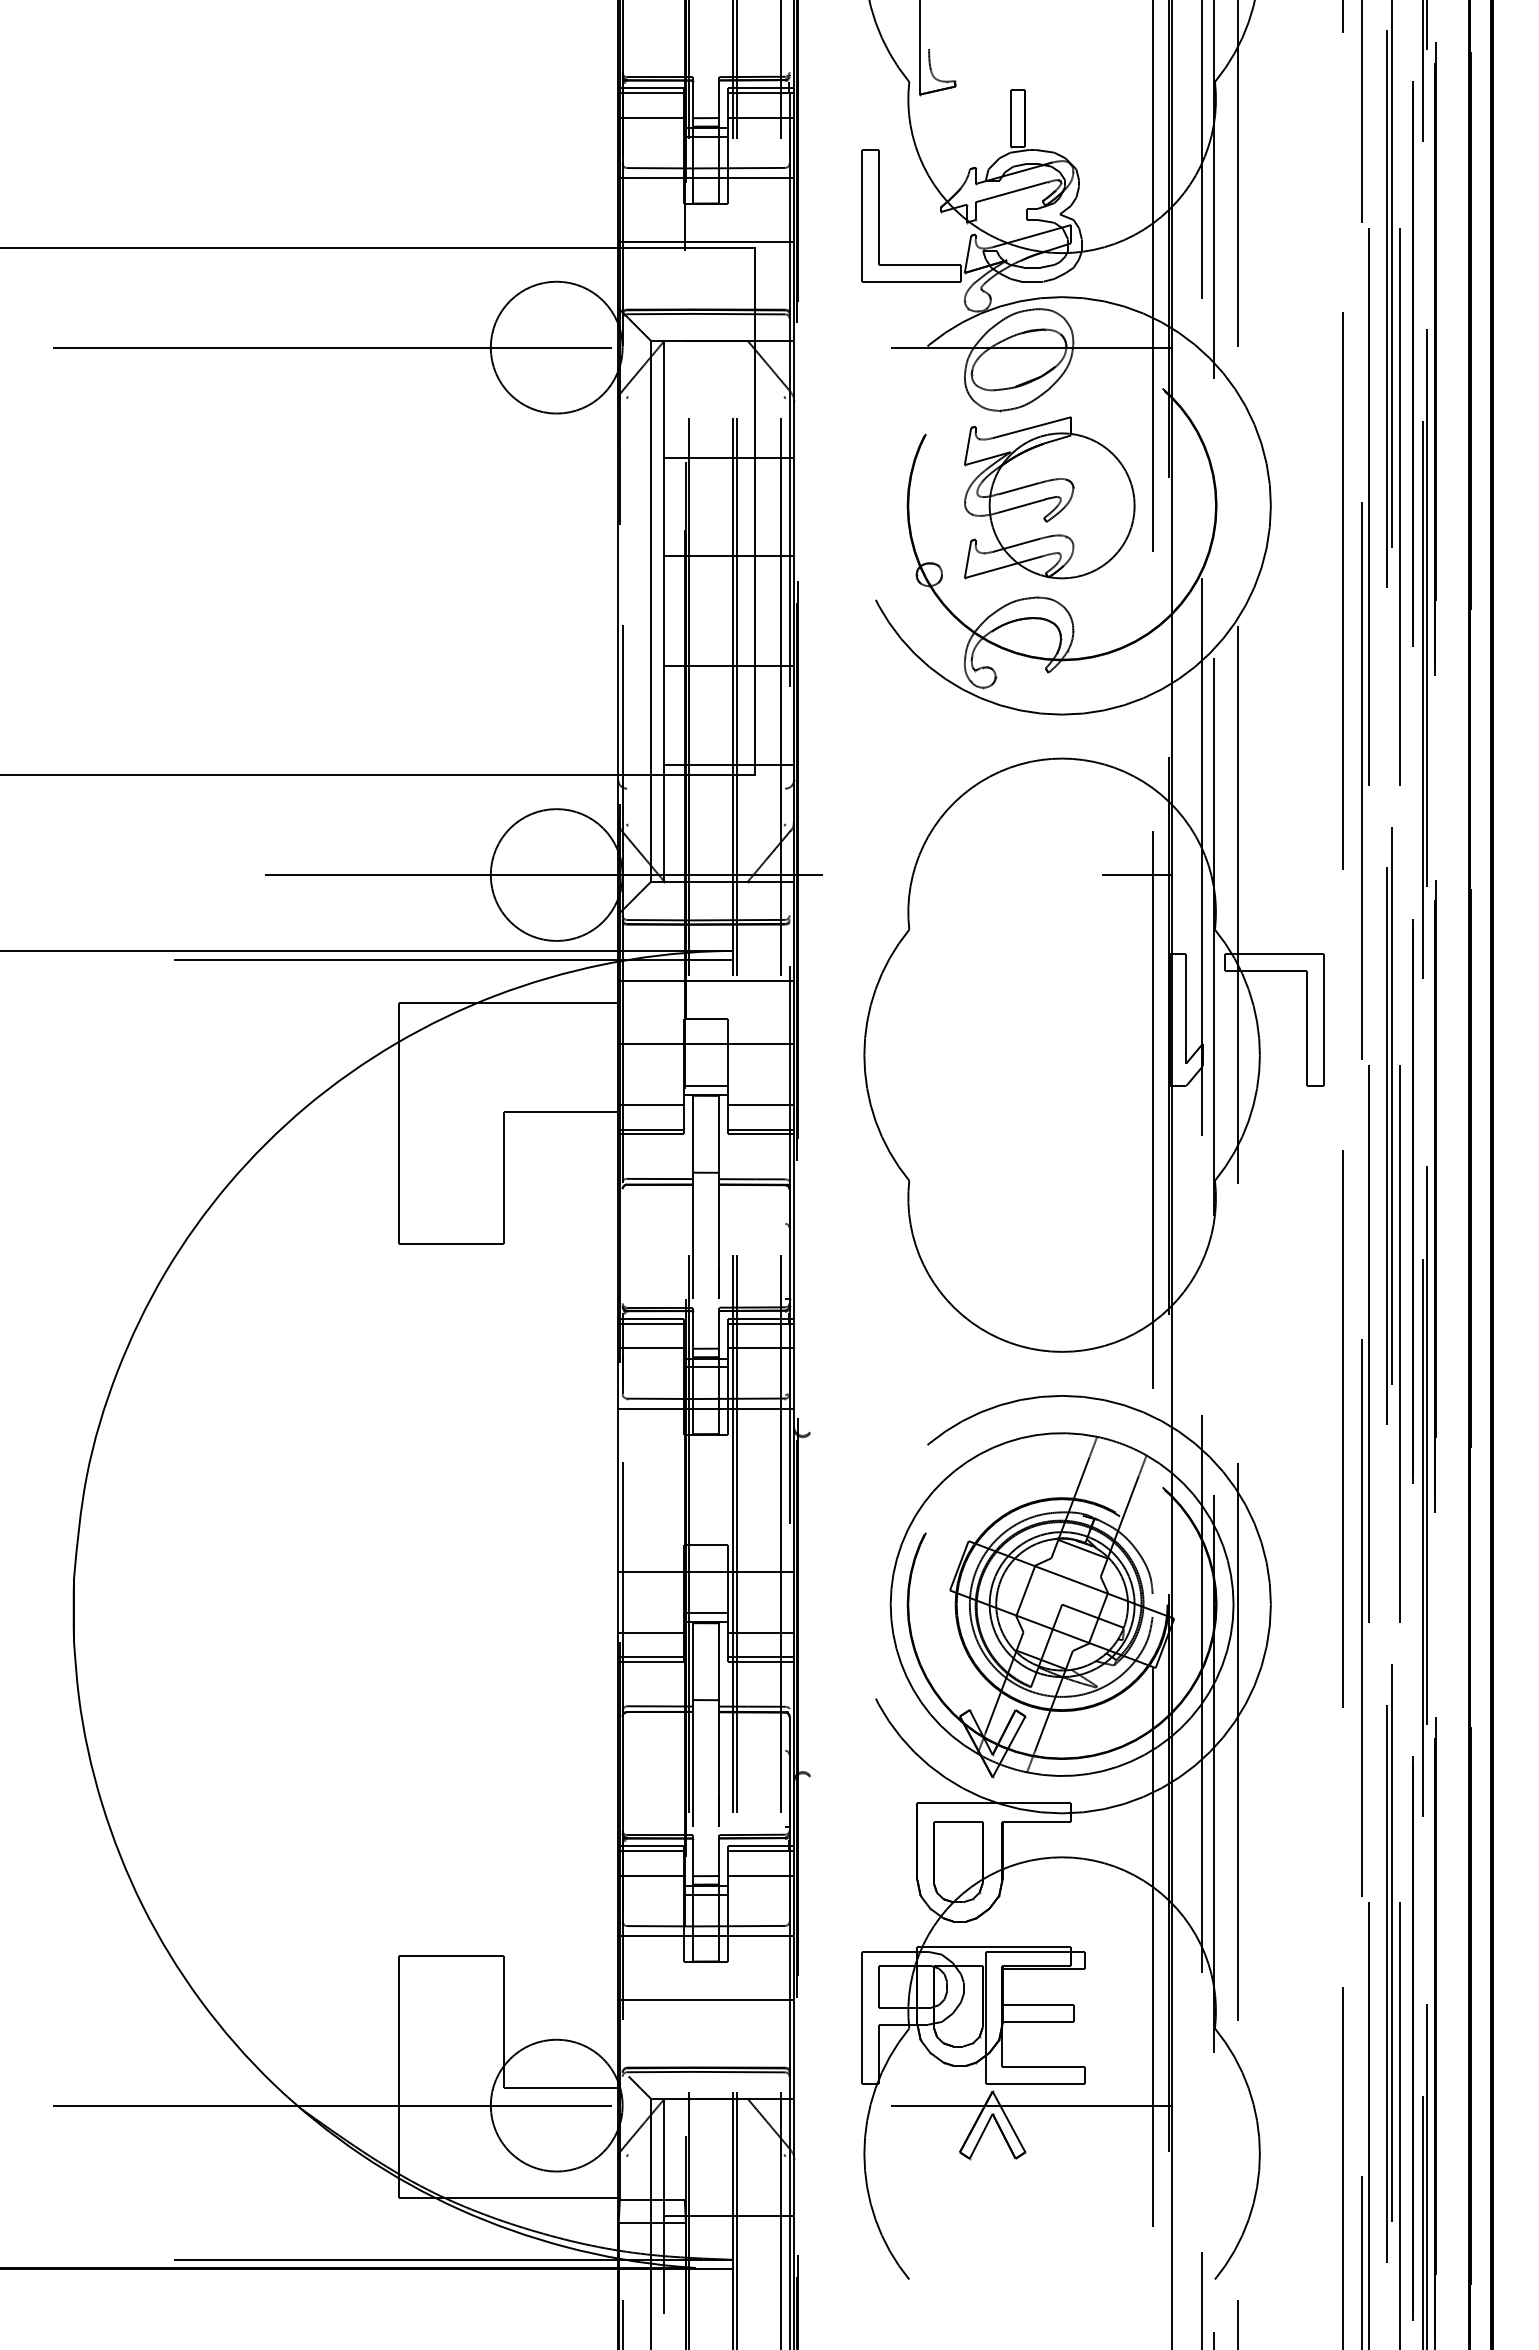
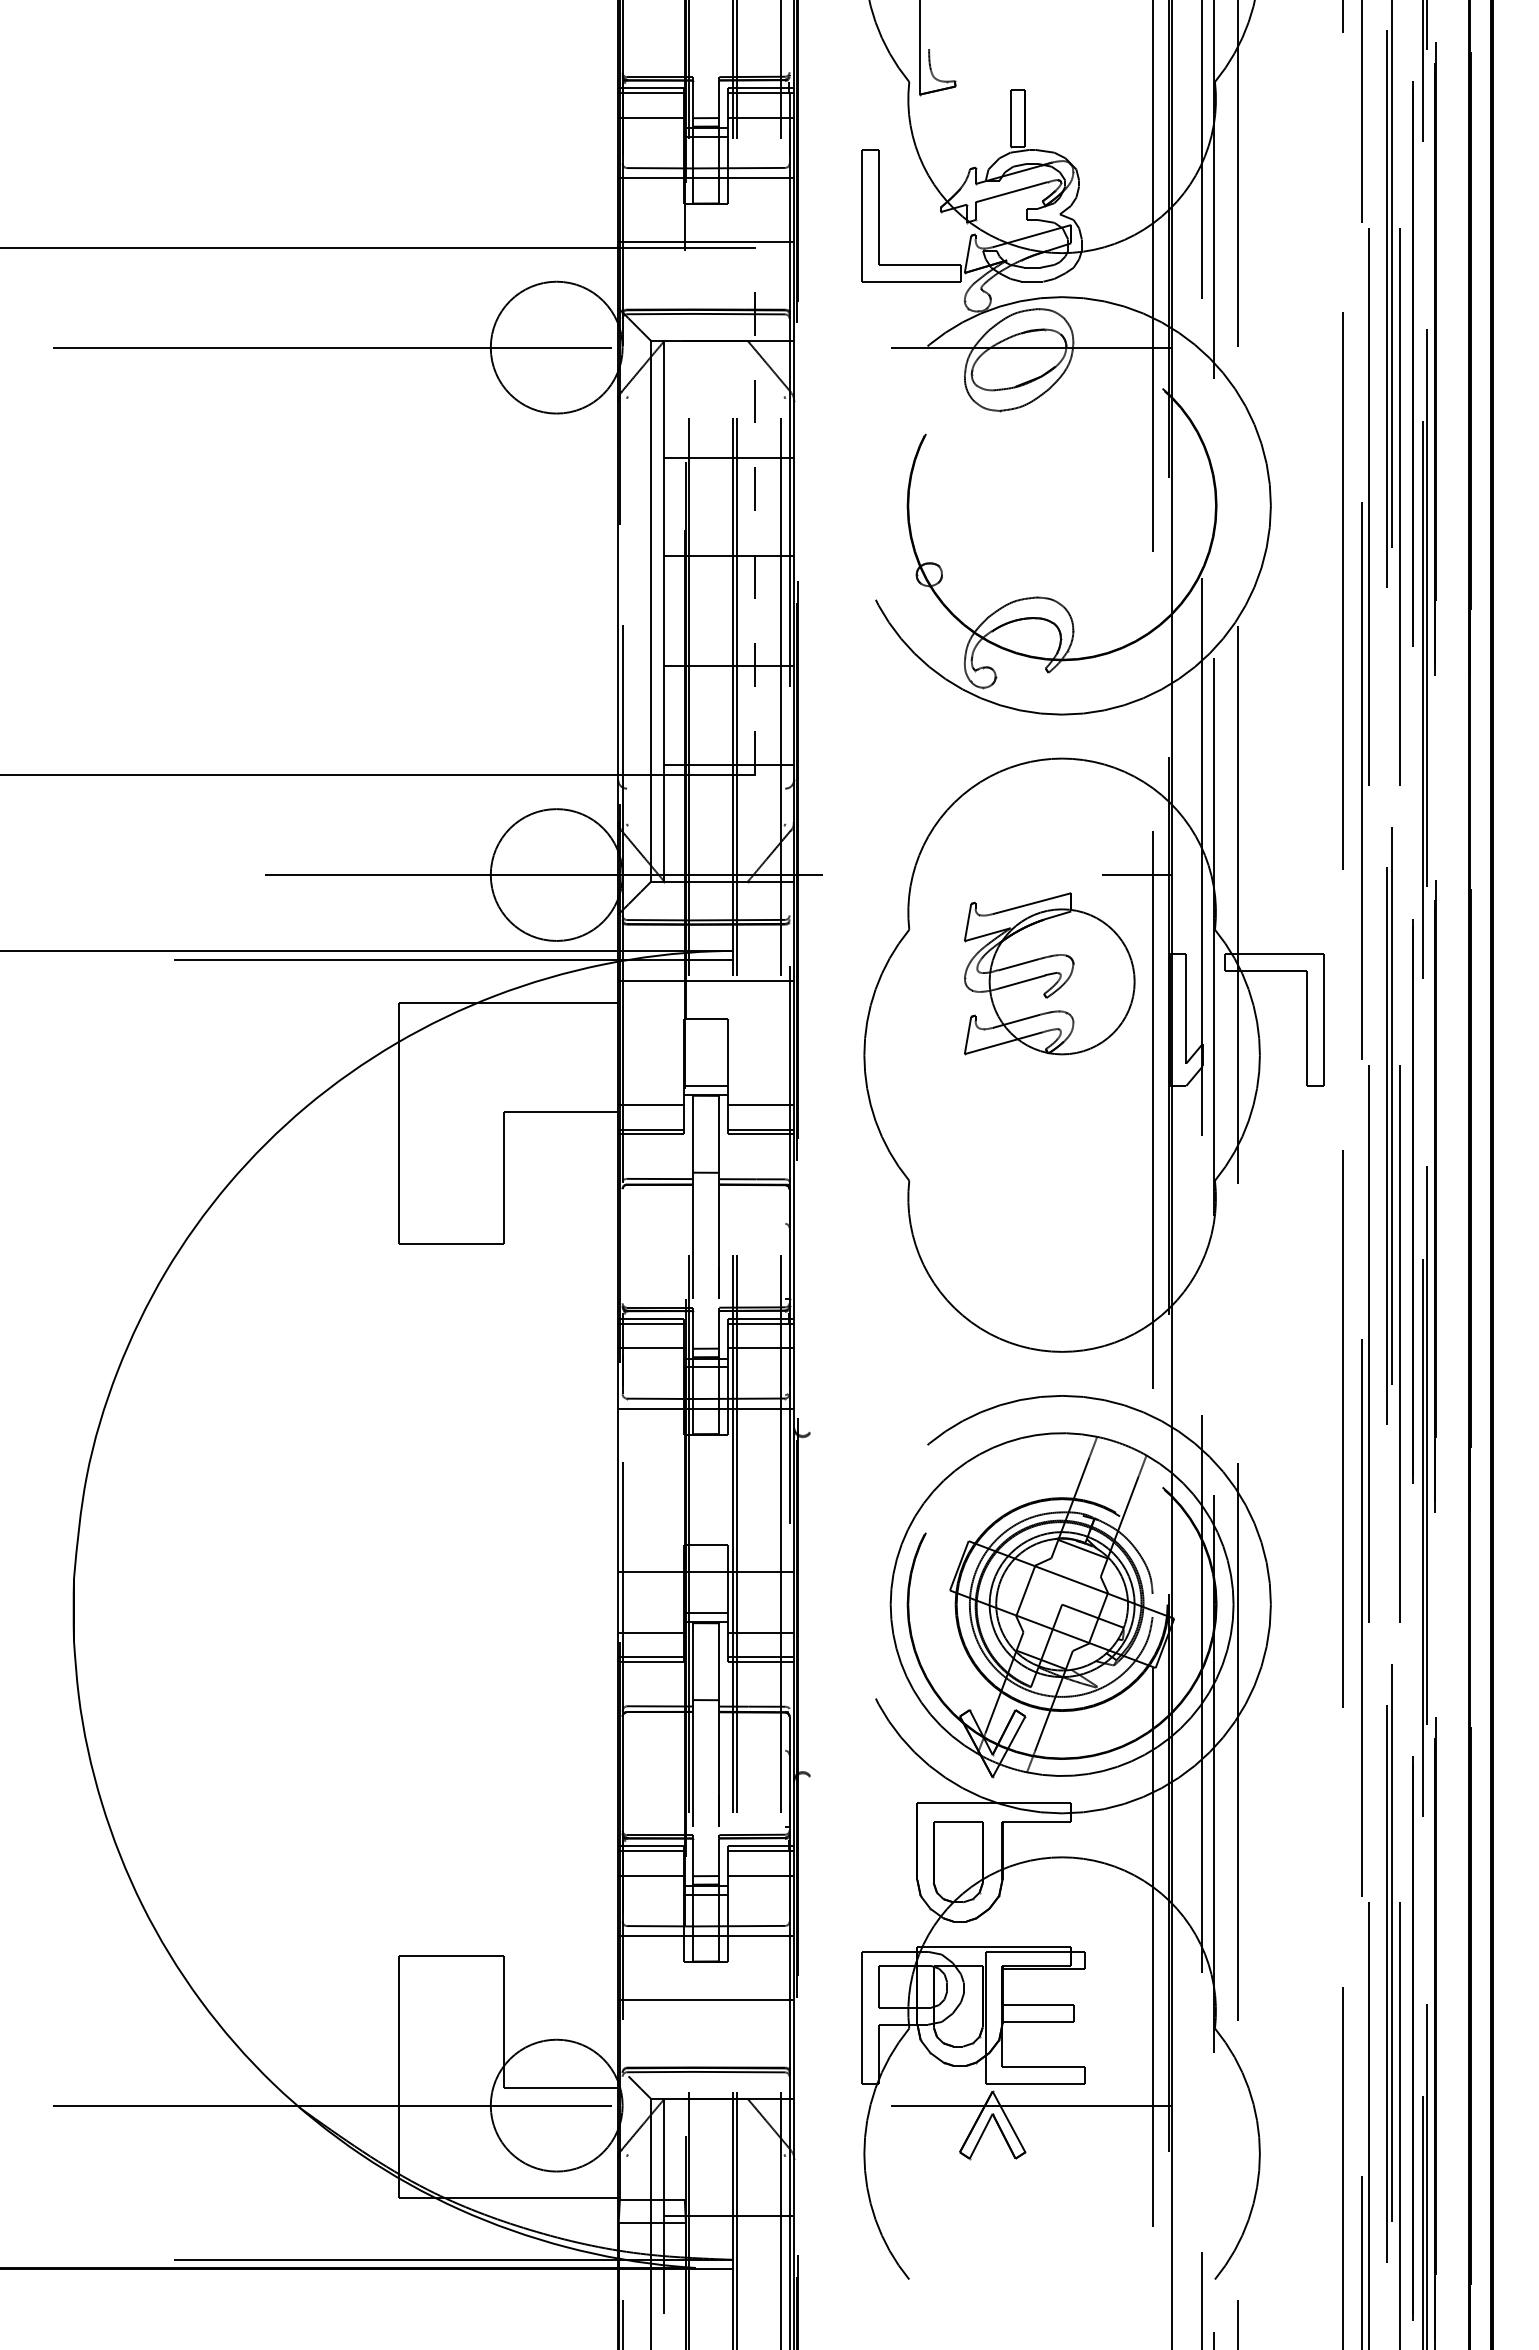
part position: (1049, 497) -> (1049, 973) (1049, 973)
line: solid -> dashed (754, 511)
line: present -> none (706, 1044)
